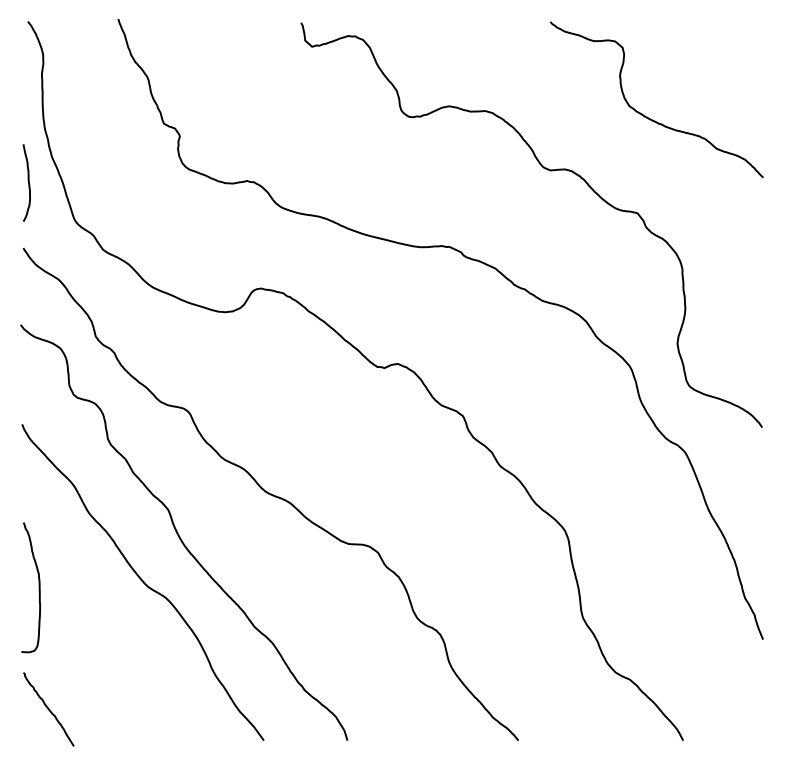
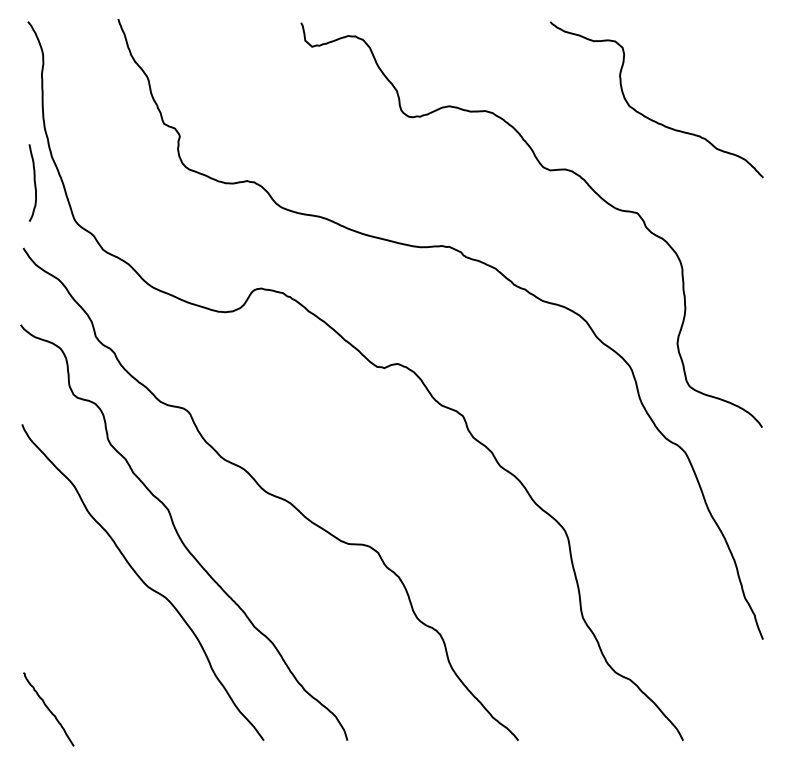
curve position: (27, 181) -> (33, 181) (33, 181)
curve: present -> none (38, 587)
